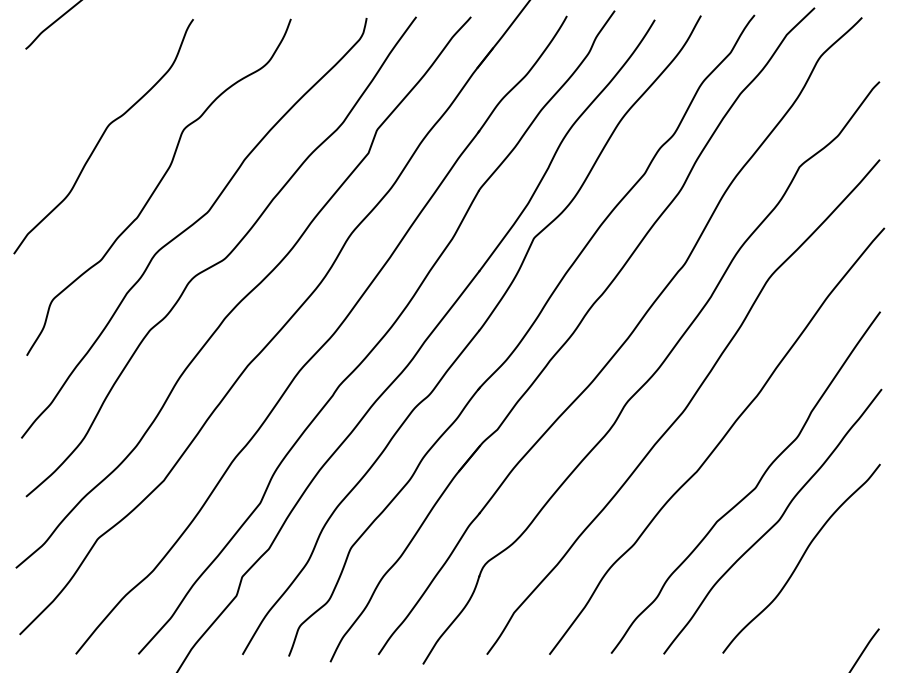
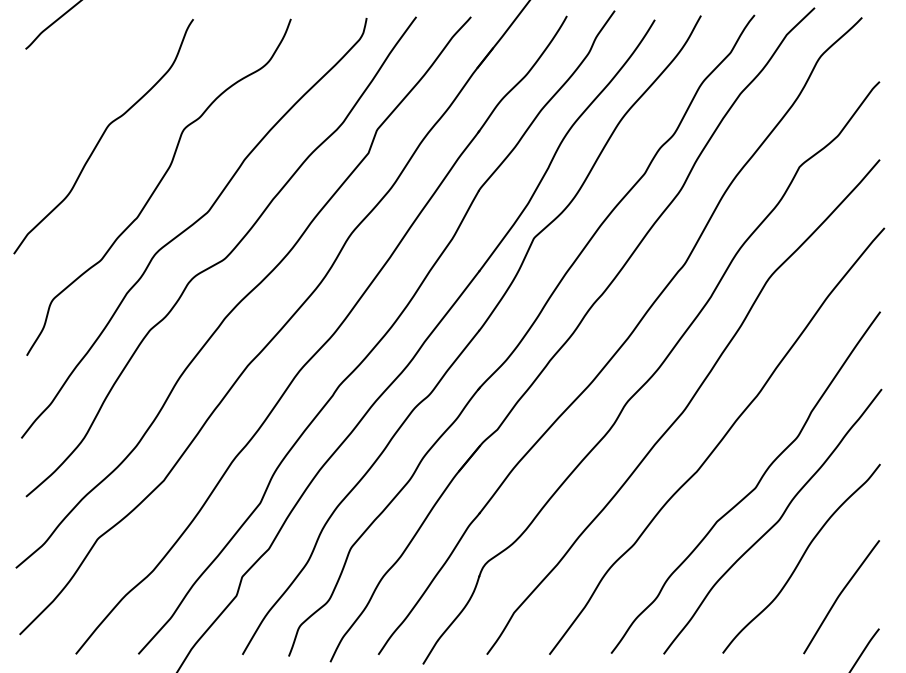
curve: none -> present (839, 597)
